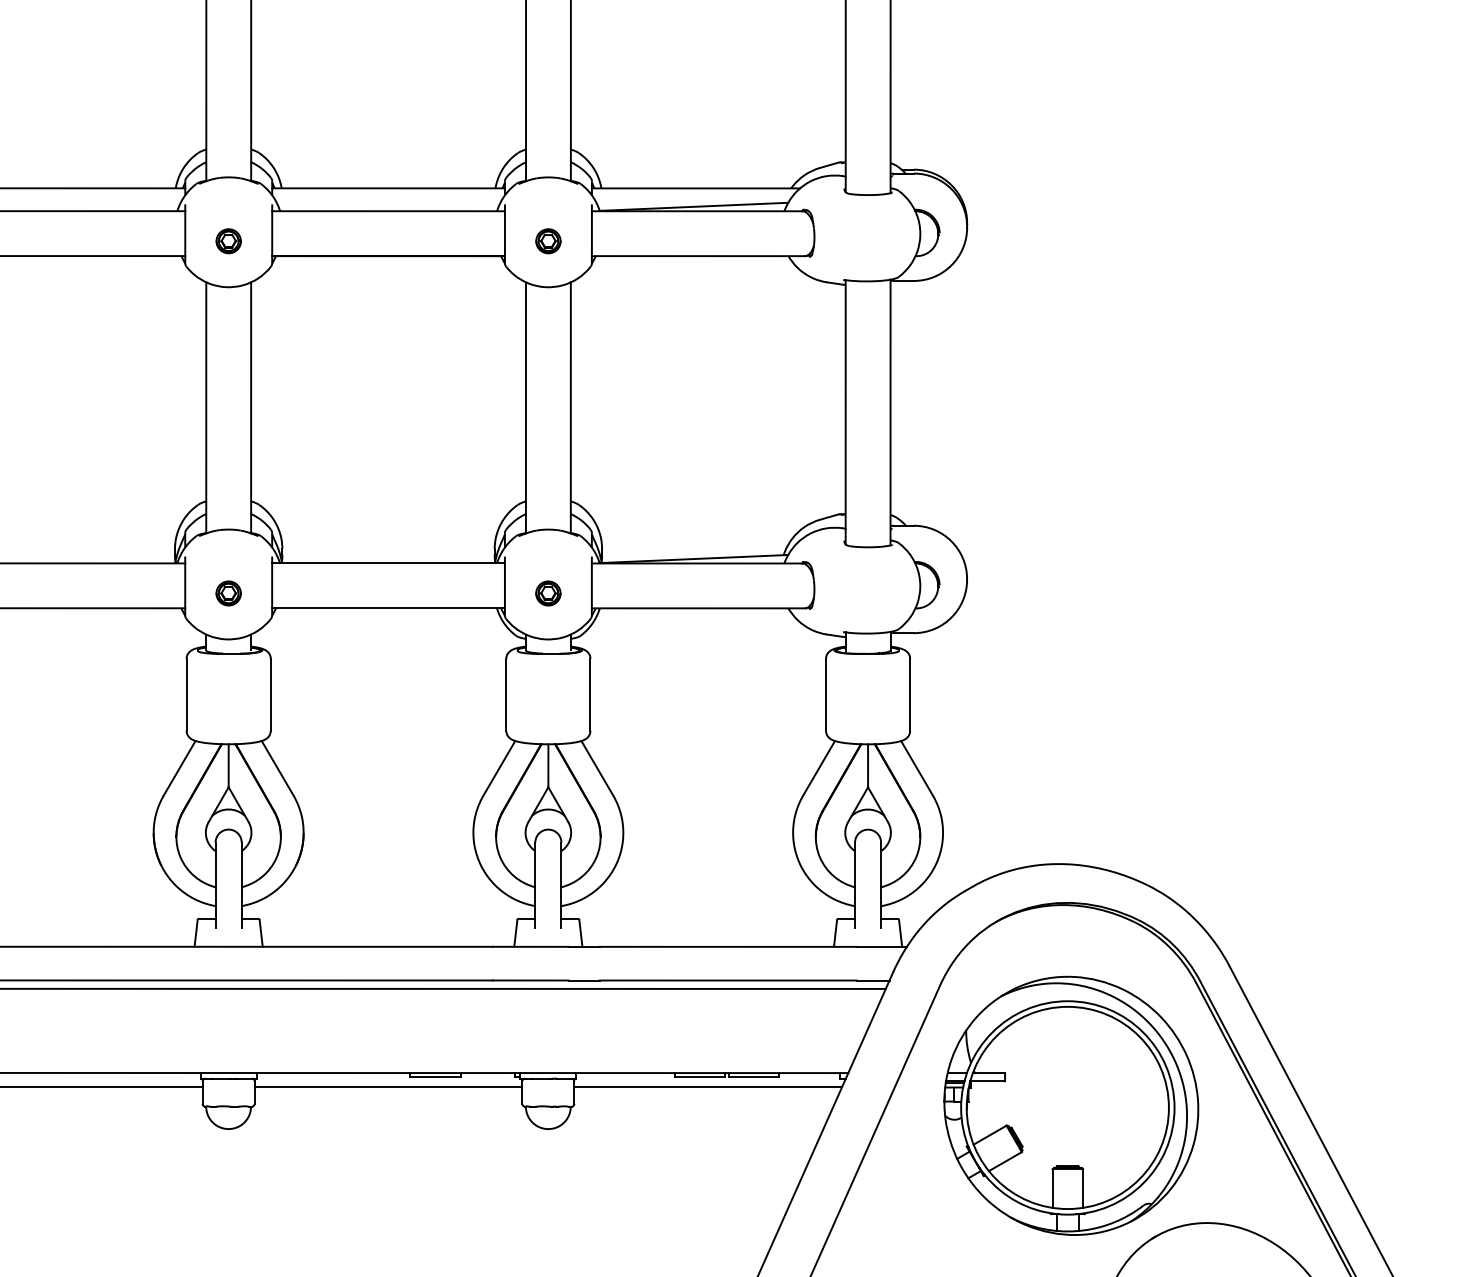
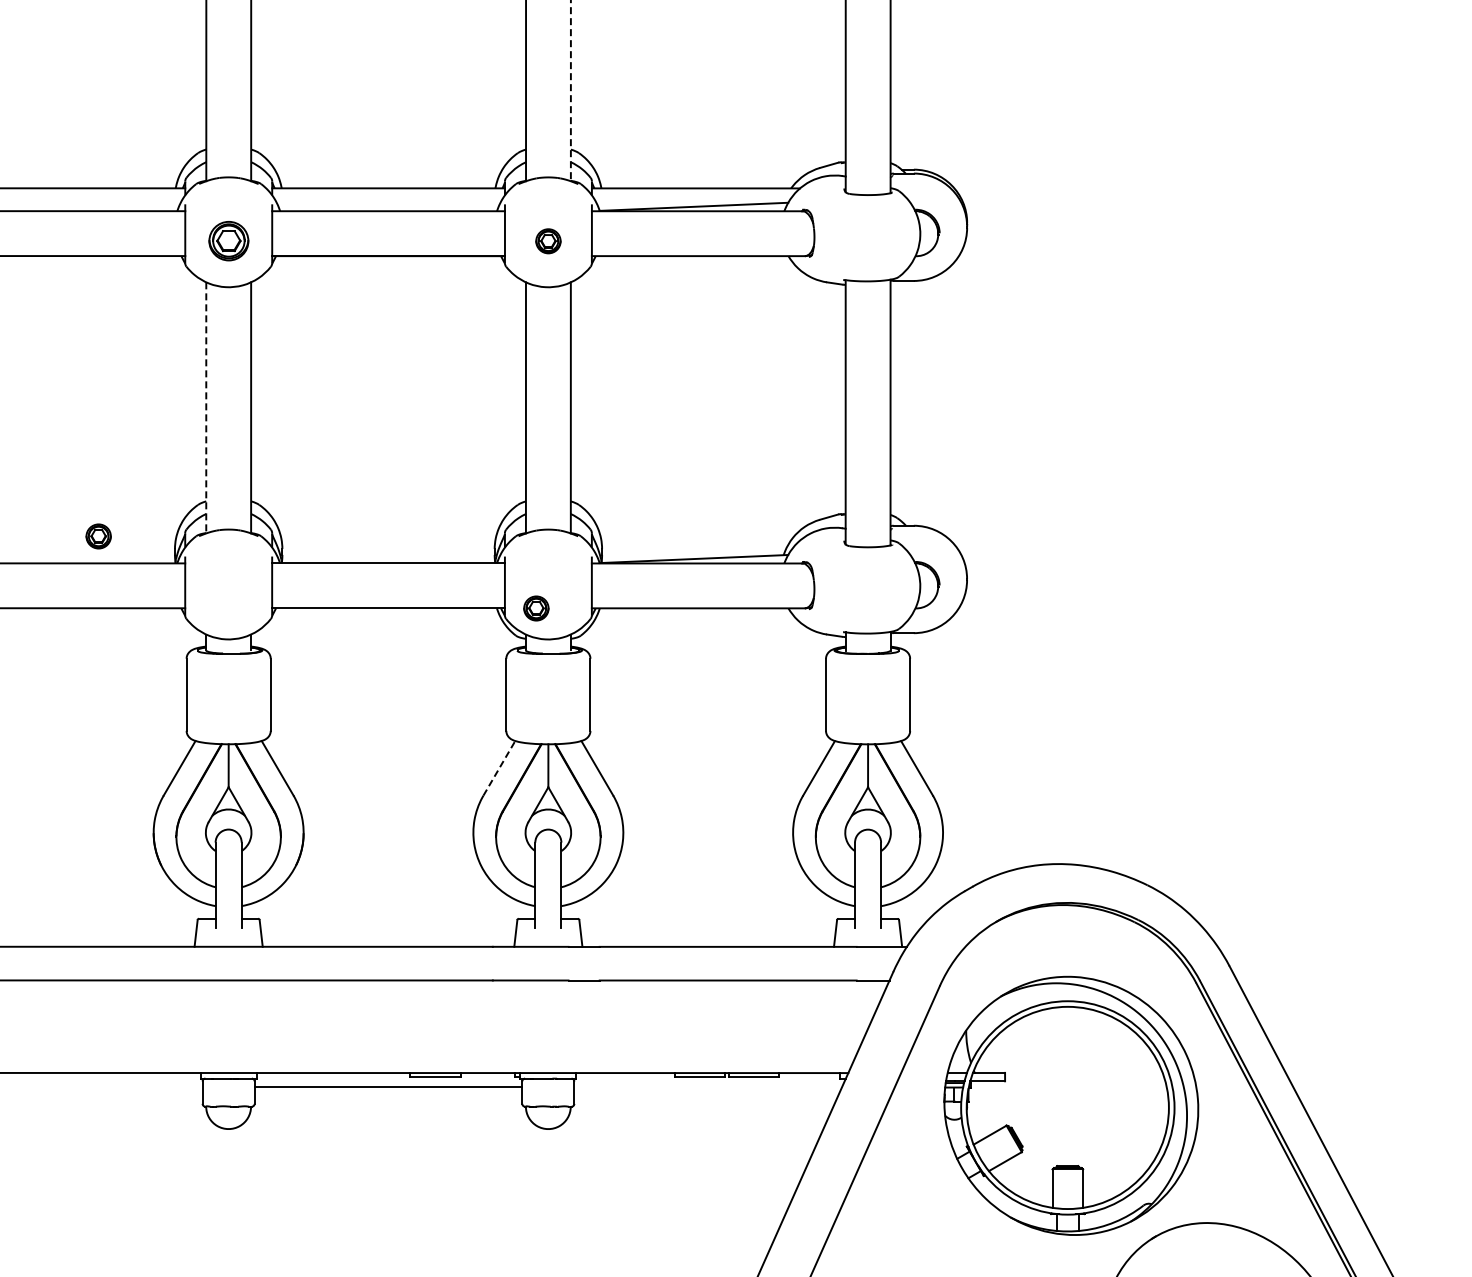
line: solid -> dashed (570, 91)
part size: 27x27 px -> 42x41 px (228, 241)
line: solid -> dashed (206, 407)
part position: (228, 593) -> (98, 536) (98, 536)
part position: (548, 593) -> (536, 608) (536, 608)
line: solid -> dashed (499, 768)
line: present -> none (443, 988)
line: present -> none (102, 1086)
line: present -> none (708, 1086)
